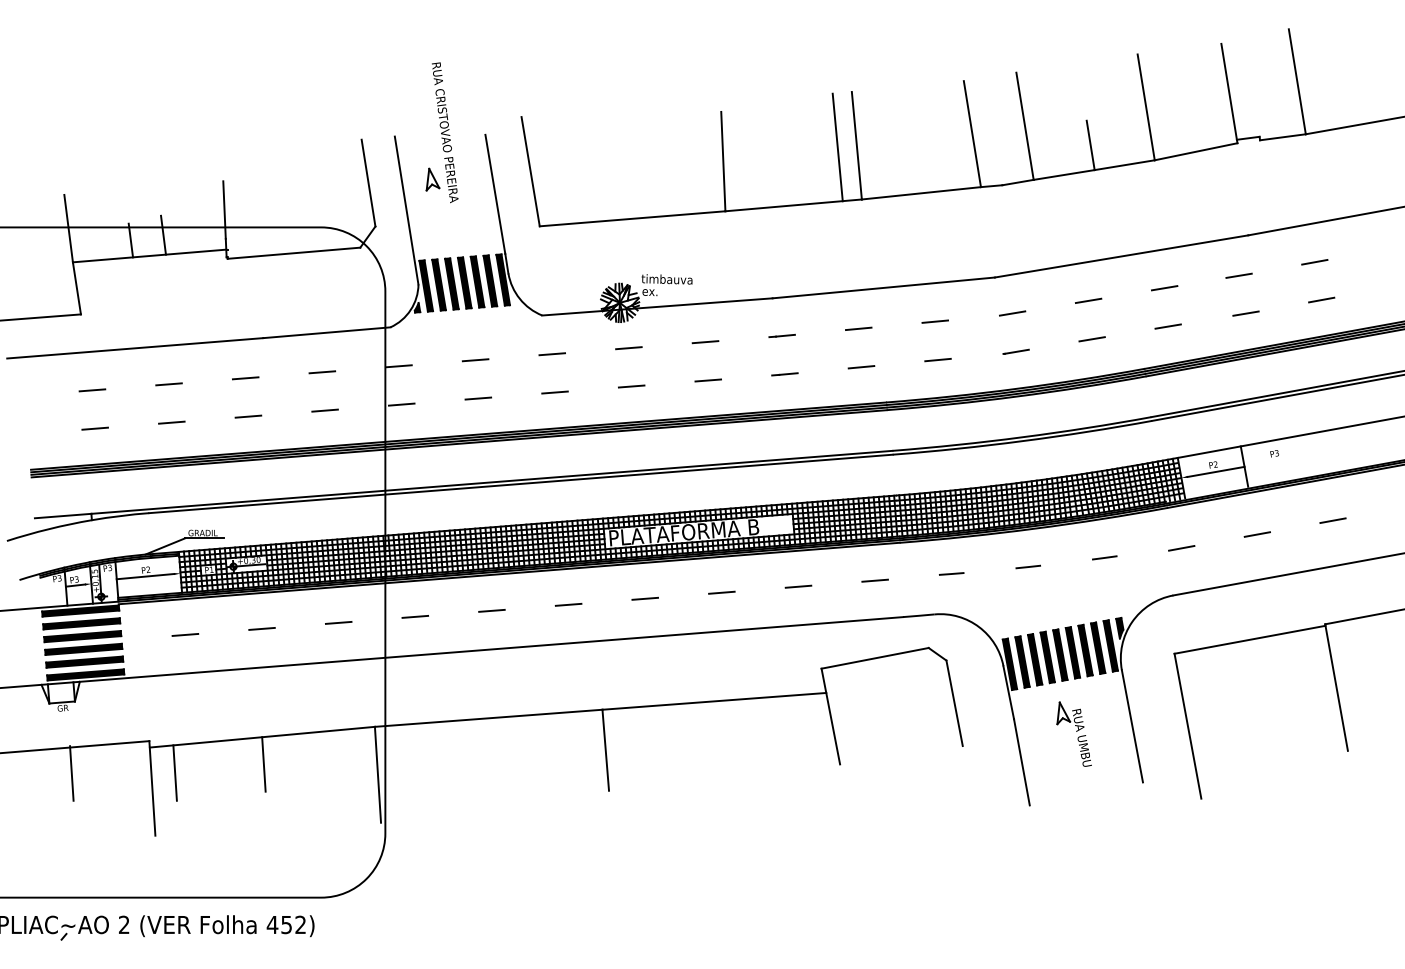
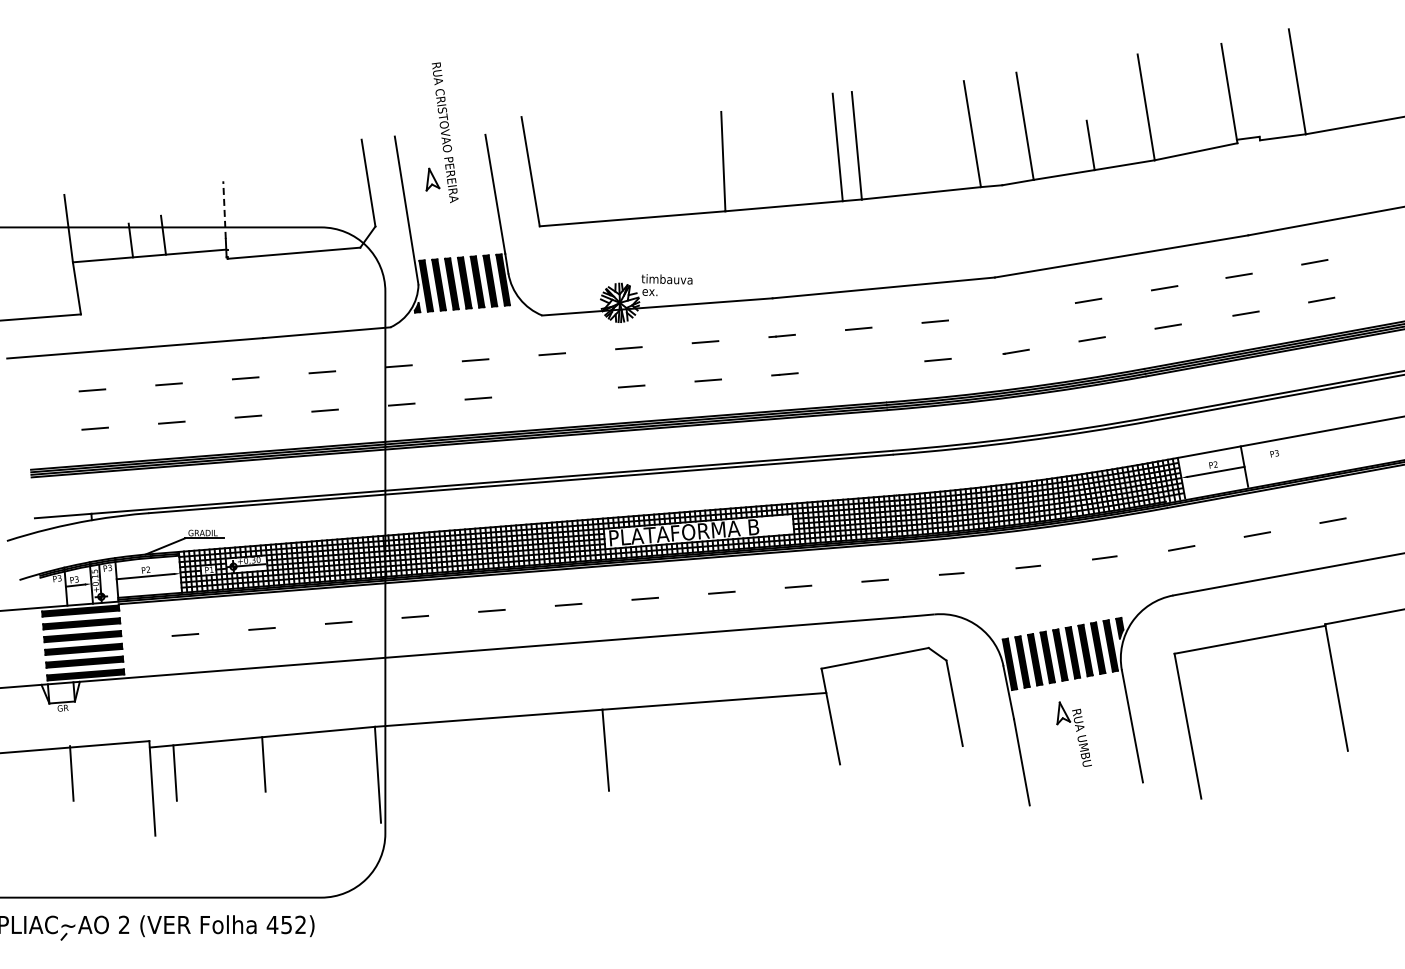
line: solid -> dashed (224, 210)
line: present -> none (1012, 313)
line: present -> none (861, 367)
line: present -> none (554, 392)
